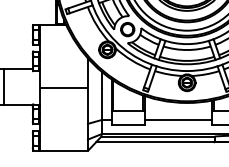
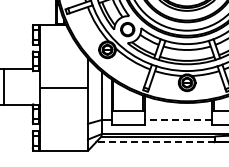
line: solid -> dashed (178, 120)
line: solid -> dashed (155, 141)
